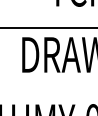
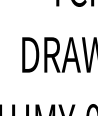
line: present -> none (48, 28)
